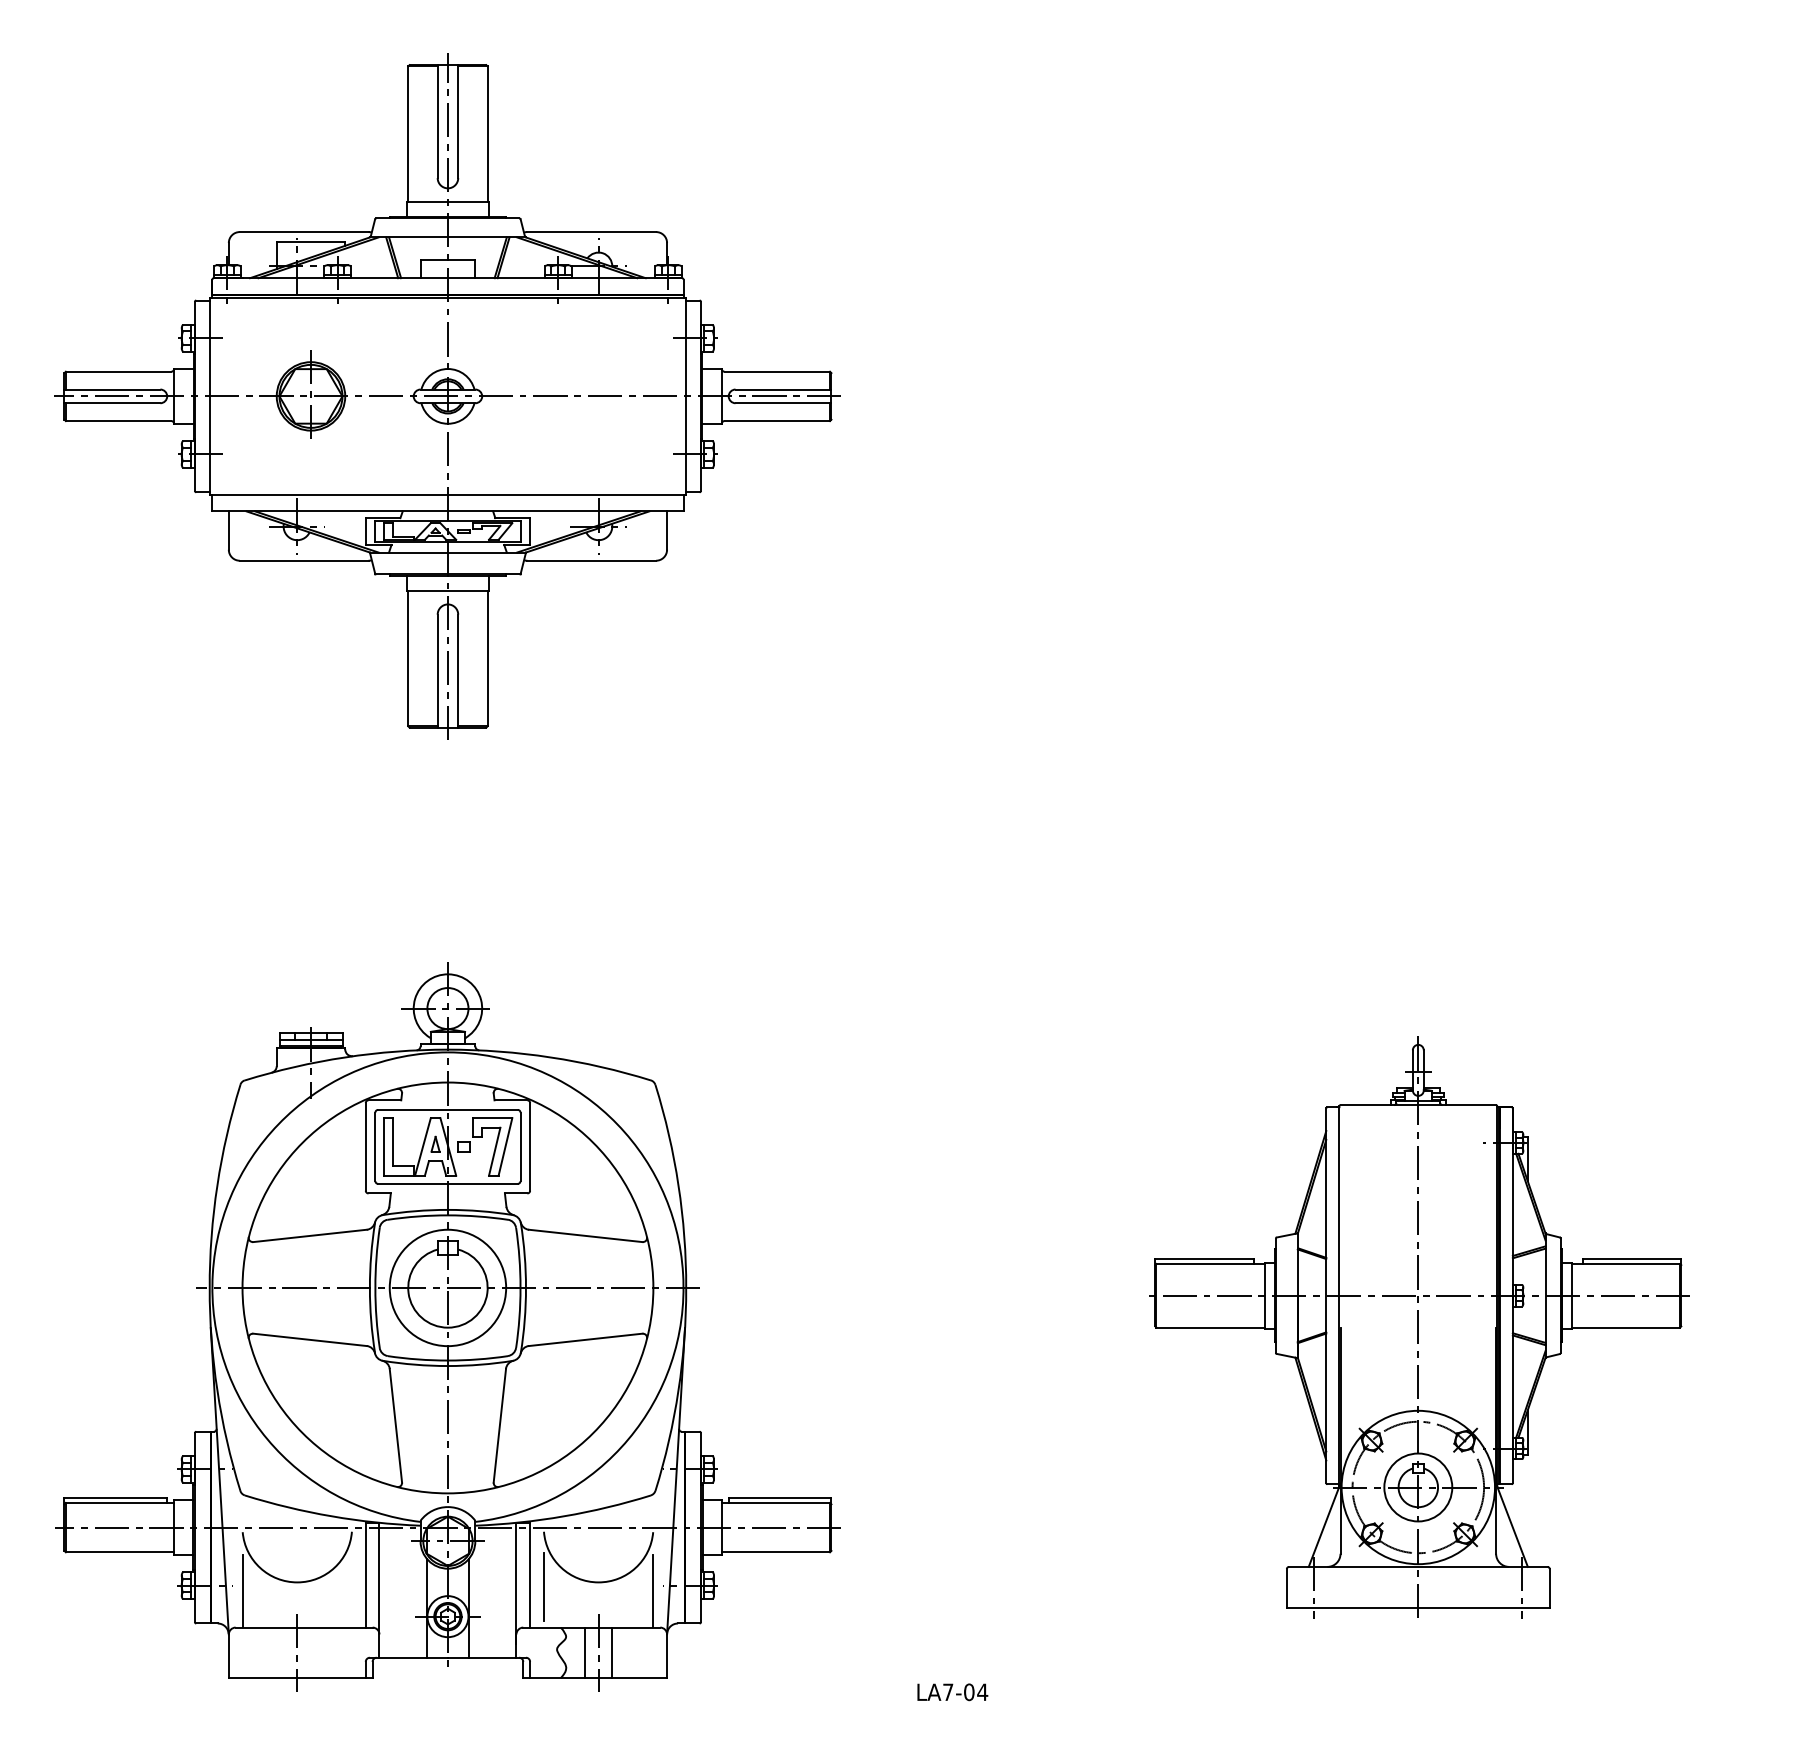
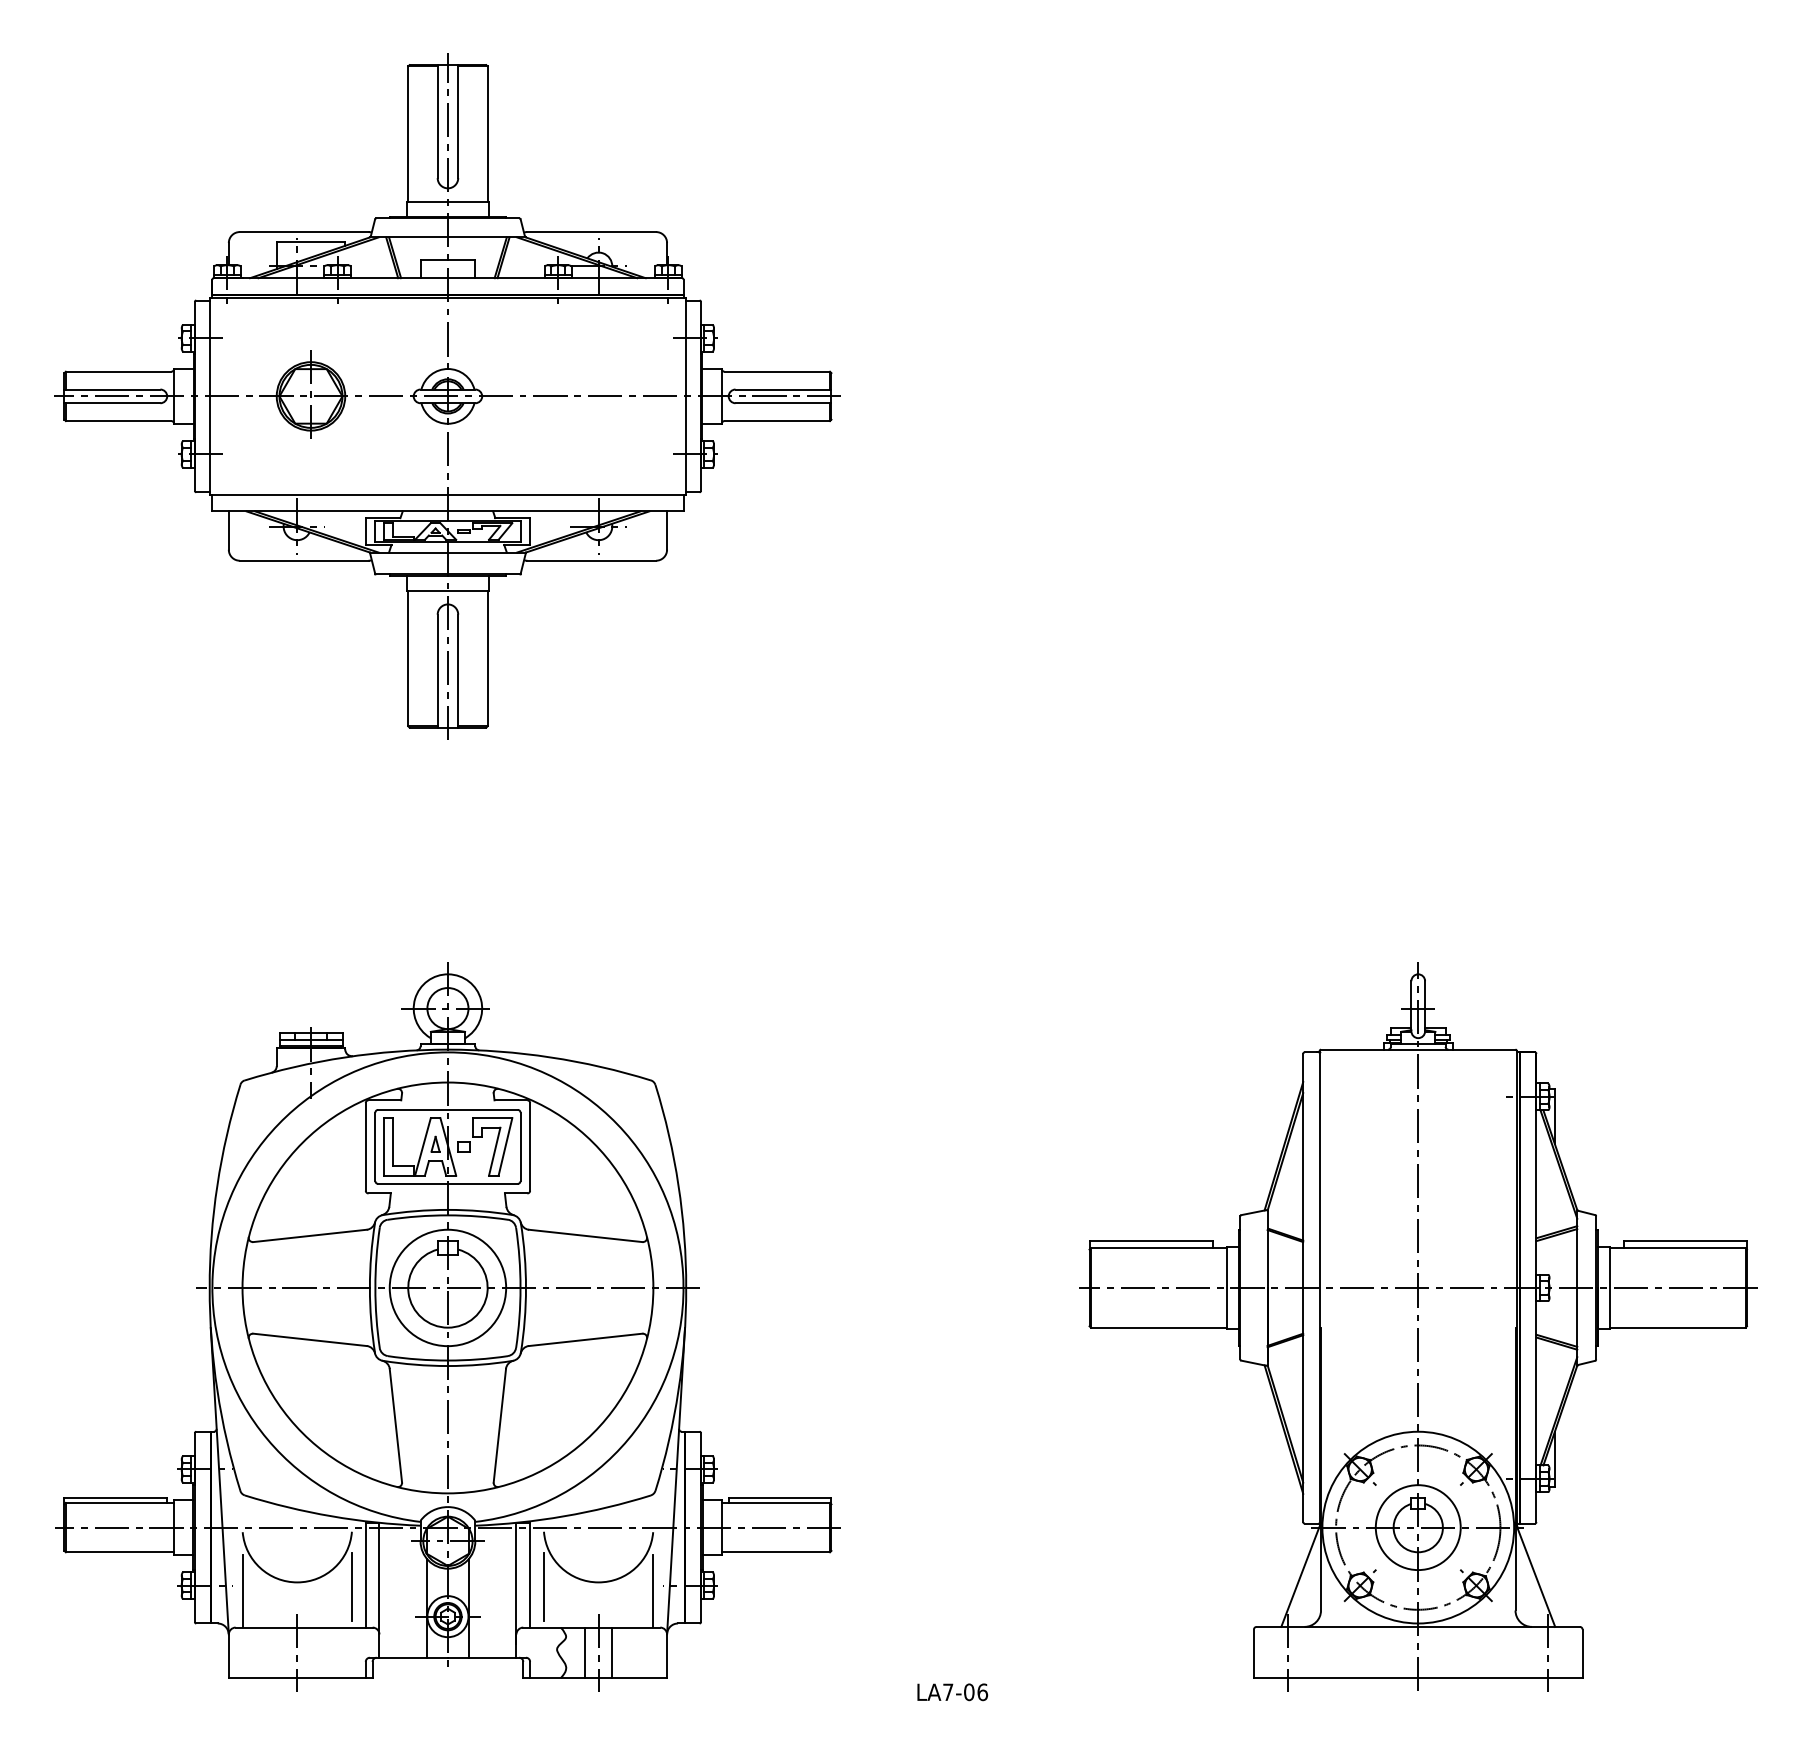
part size: 541x583 px -> 679x730 px (1418, 1326)
line: none -> present (352, 1587)
text: LA7-04 -> LA7-06 (982, 1692)
